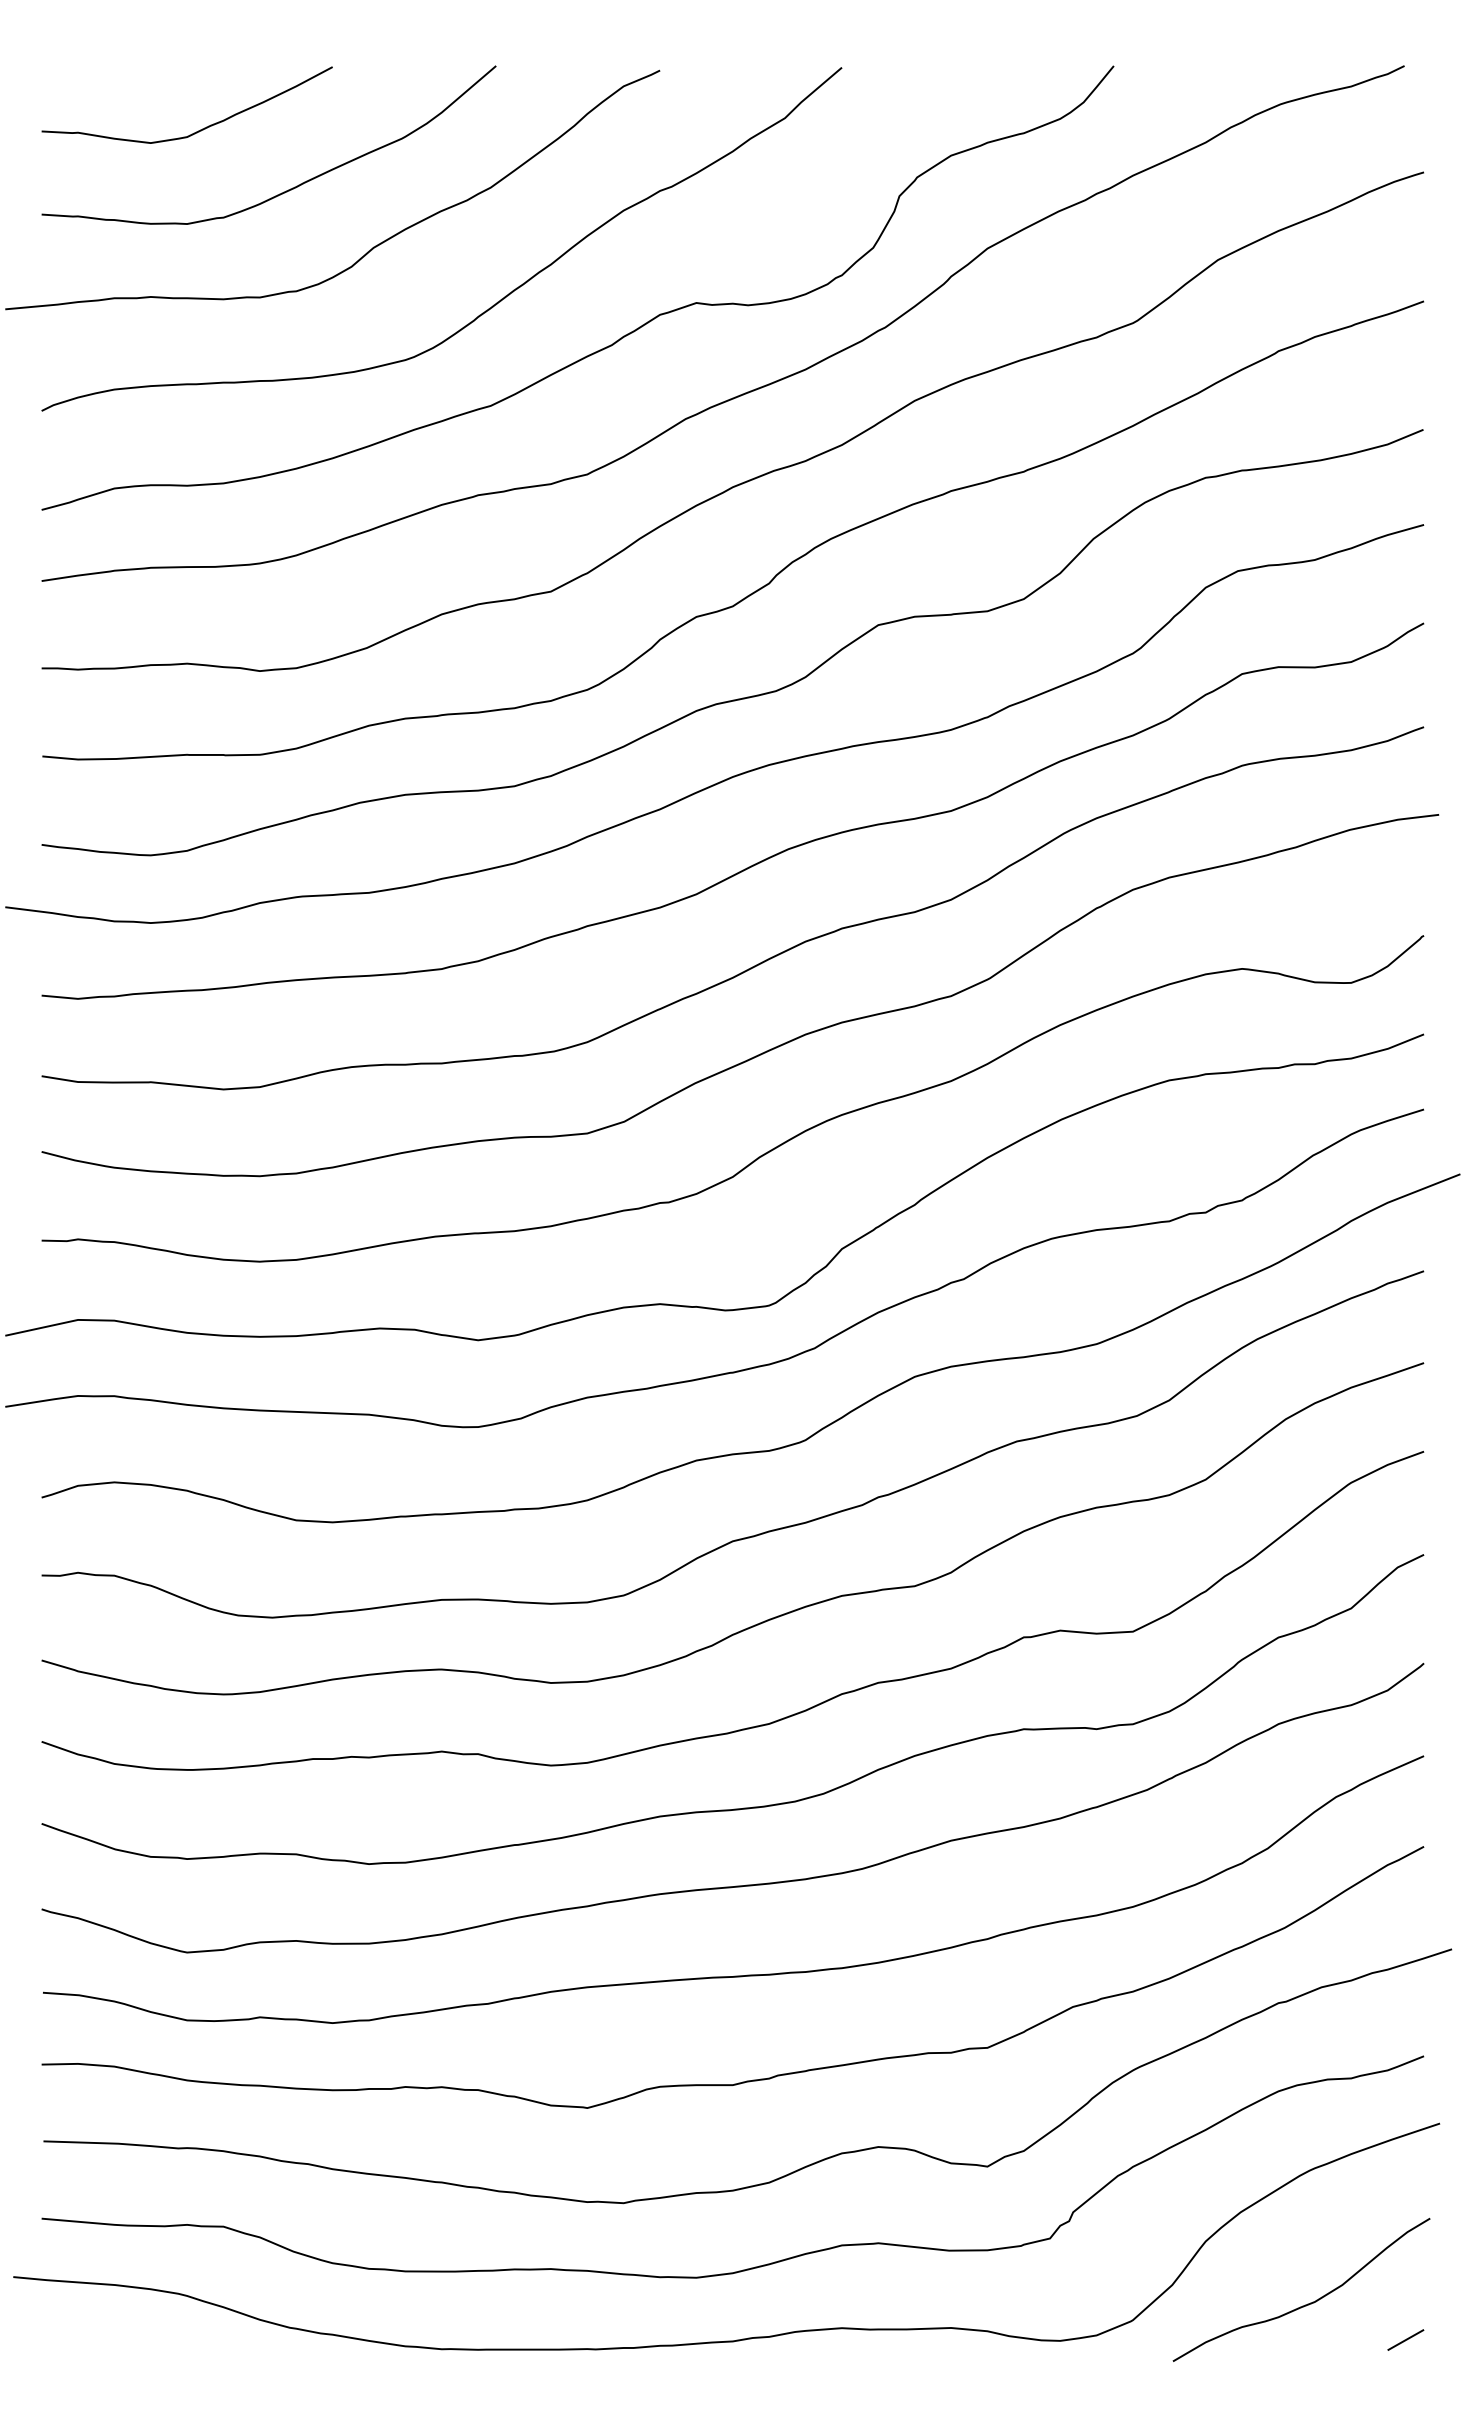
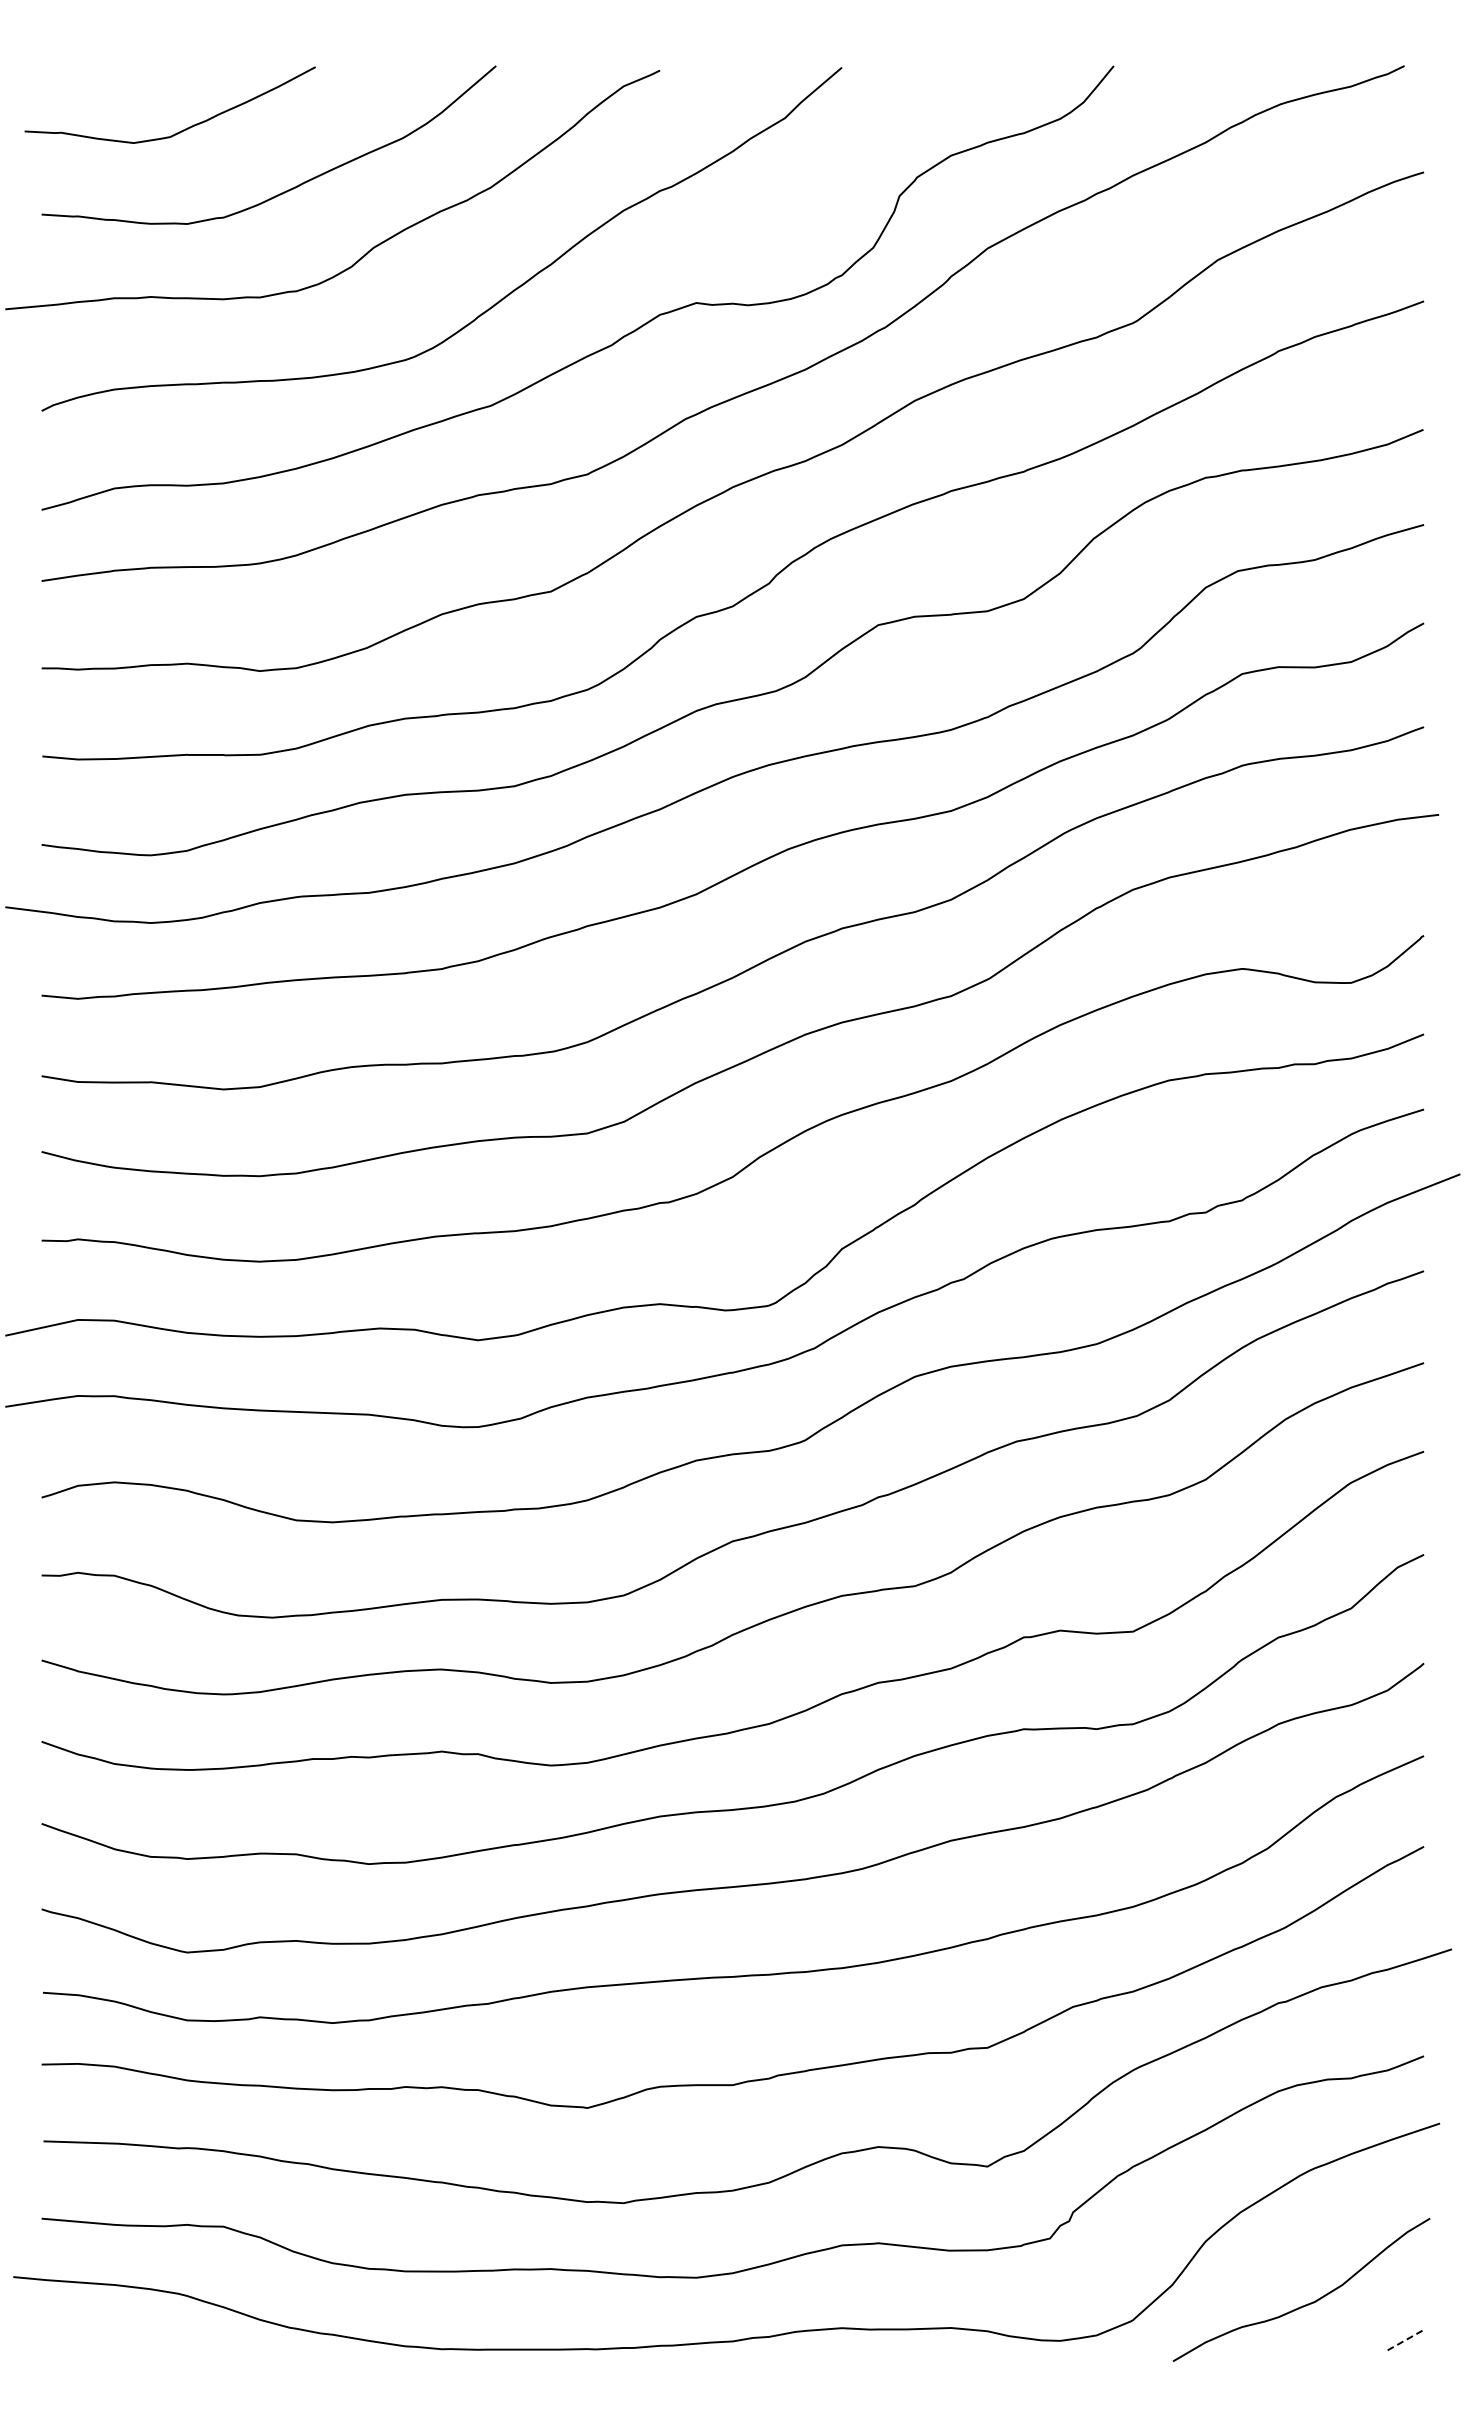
curve position: (198, 130) -> (181, 130) (181, 130)
line: solid -> dashed (1405, 2340)
